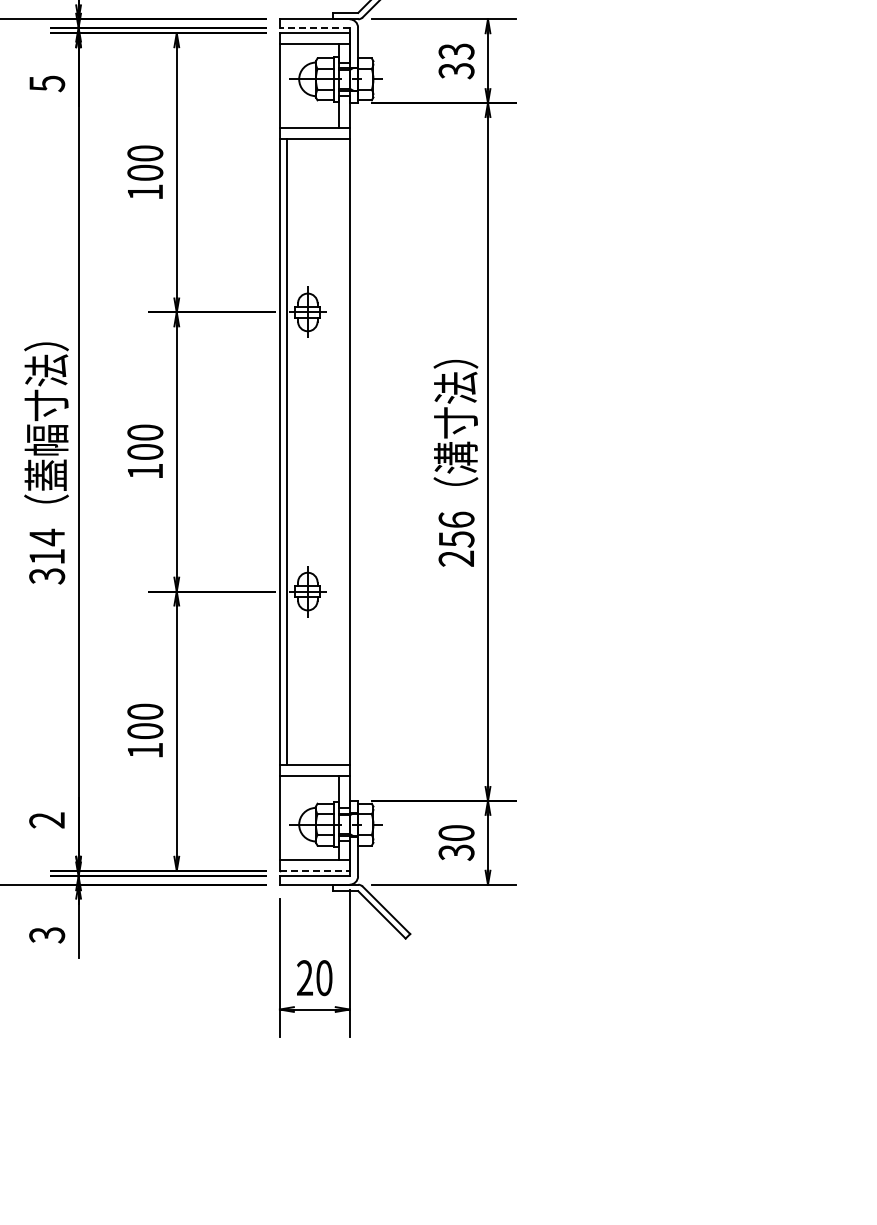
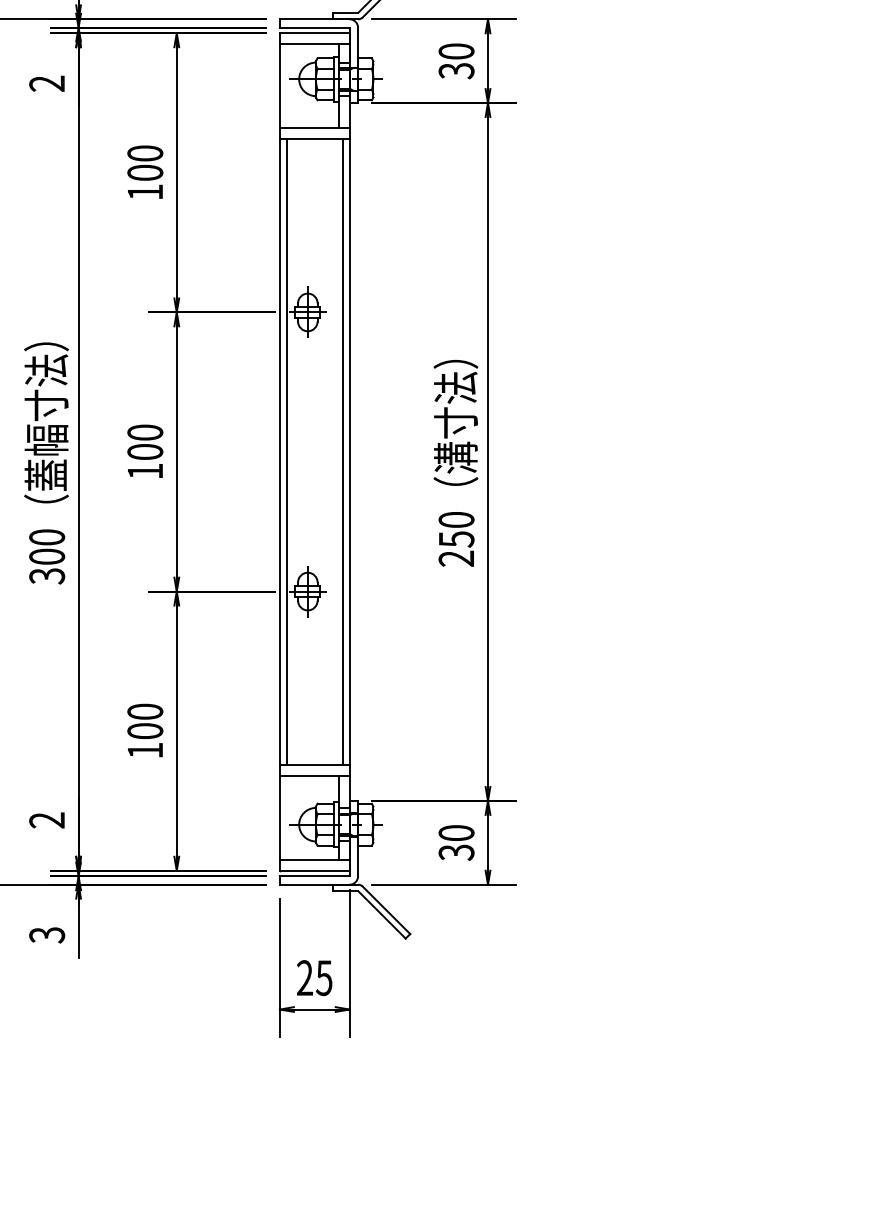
line: dashed -> solid (314, 27)
text: 33 -> 30 (456, 51)
text: 5 -> 2 (47, 83)
line: none -> present (342, 451)
text: 256 -> 250 (456, 519)
text: 314 -> 300 (47, 546)
line: dashed -> solid (314, 870)
text: 20 -> 25 (324, 977)
